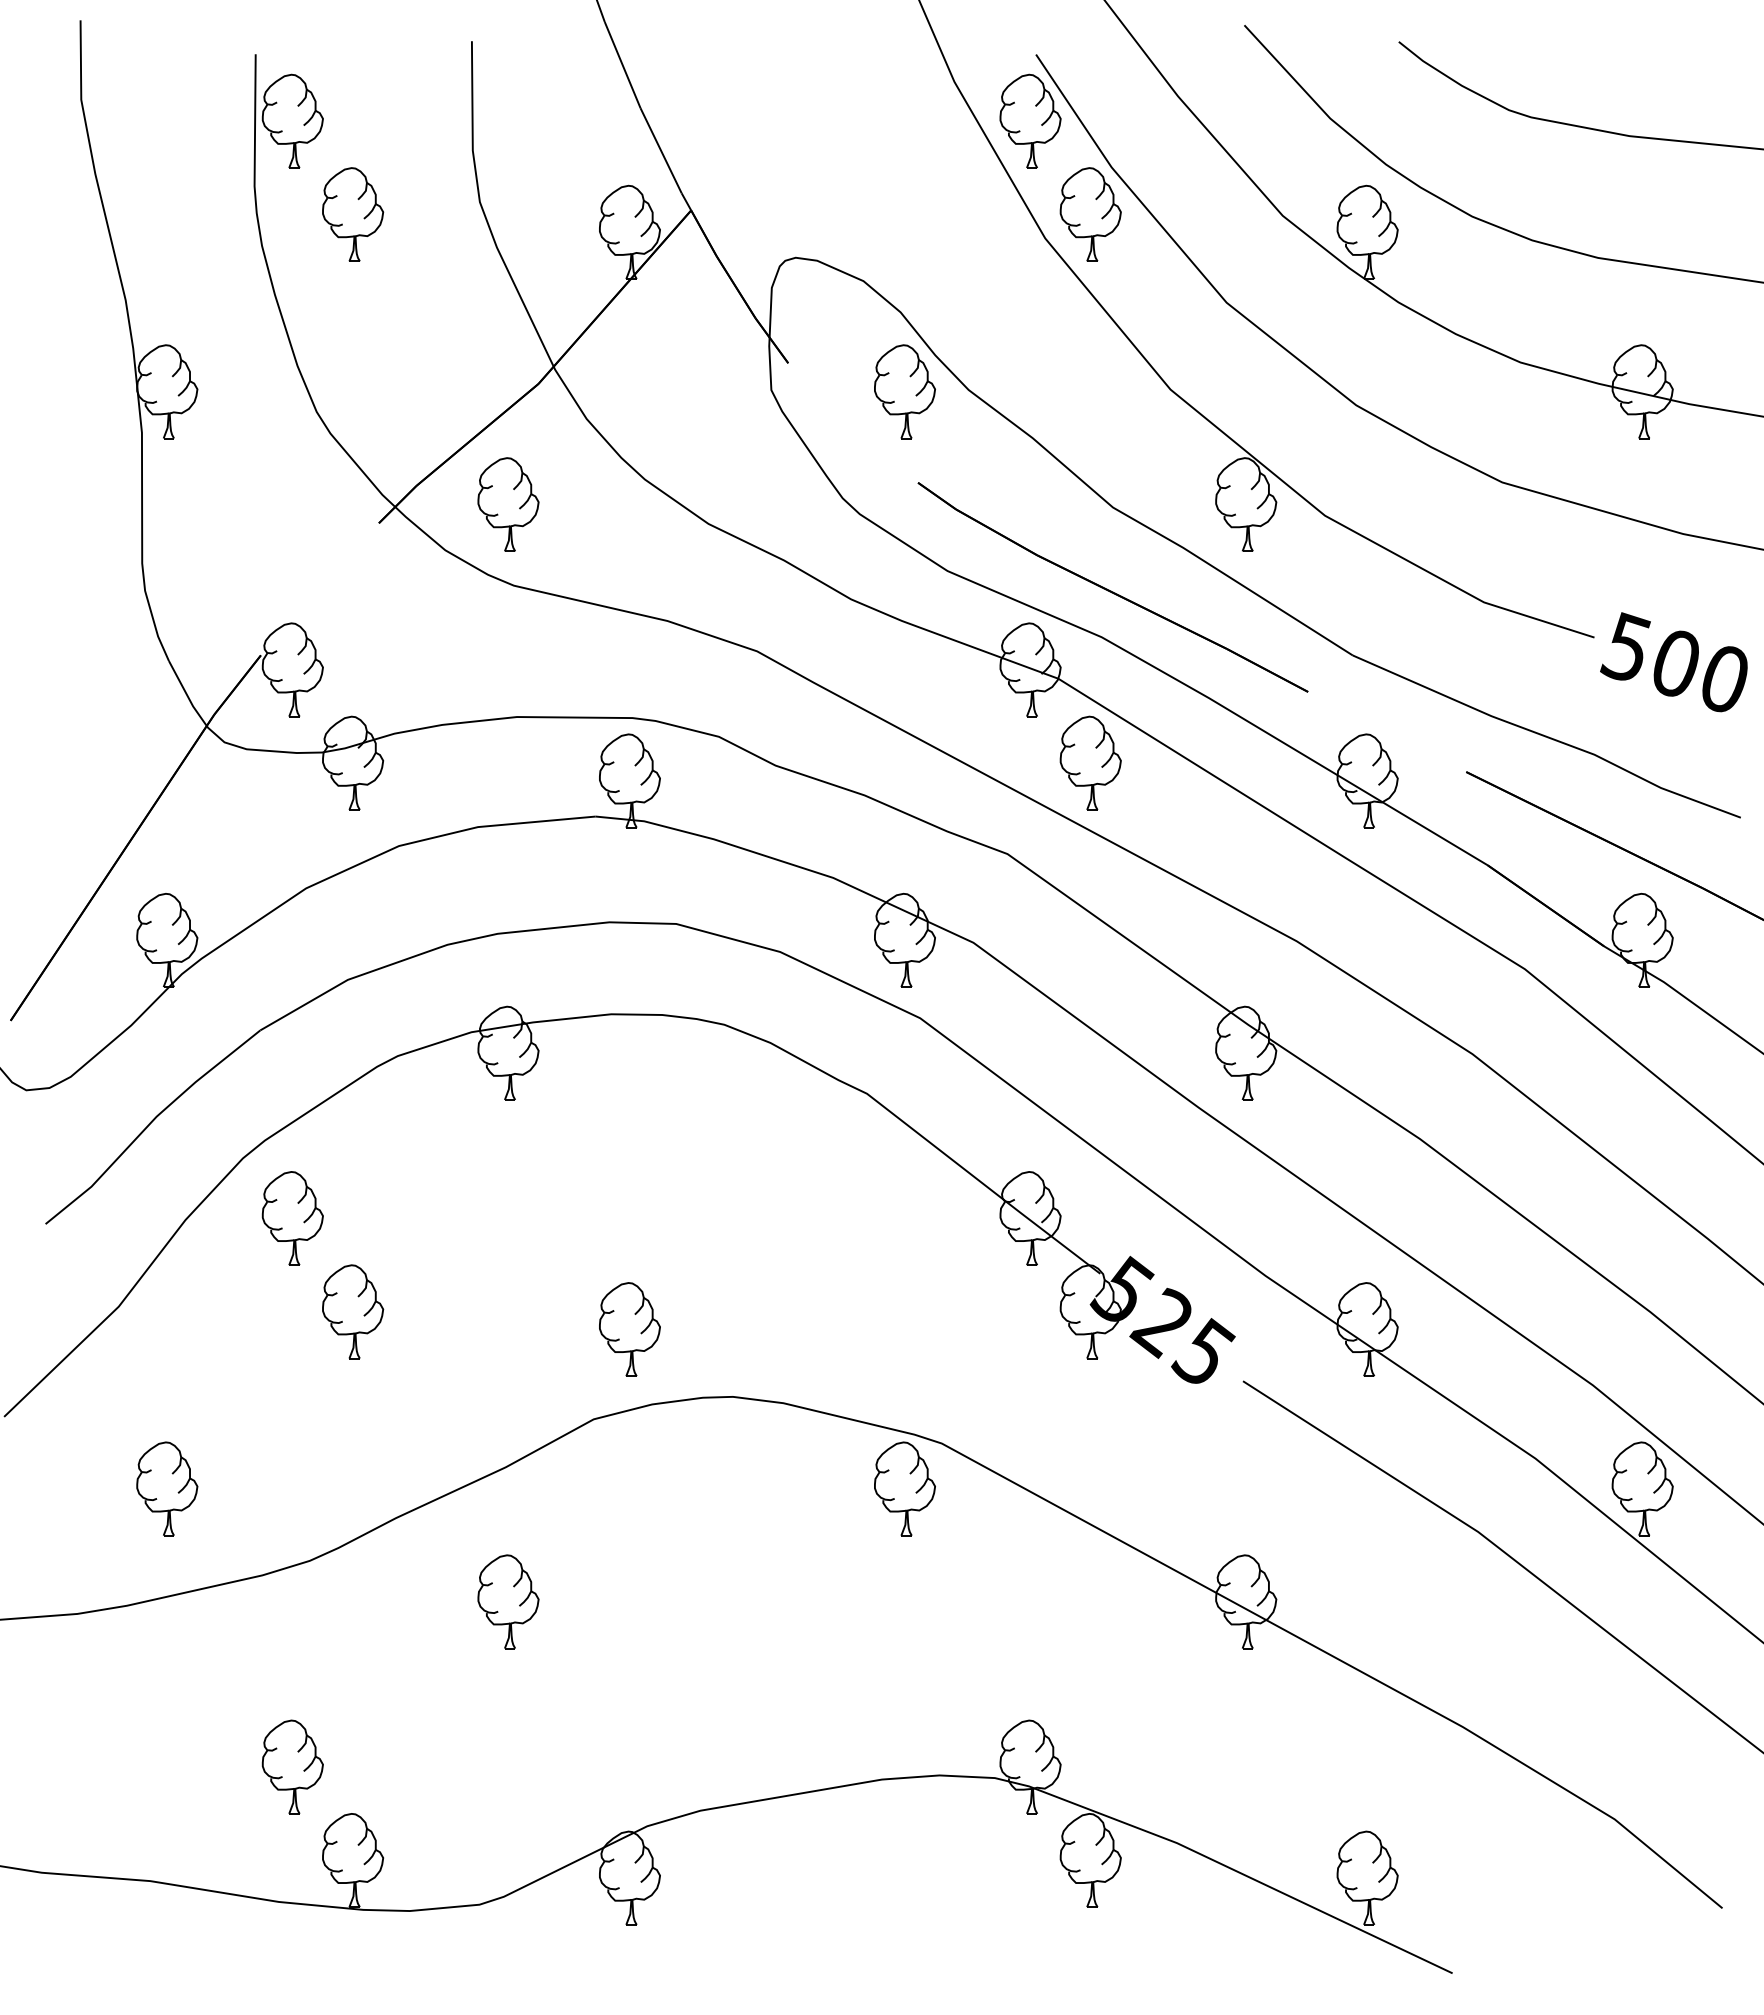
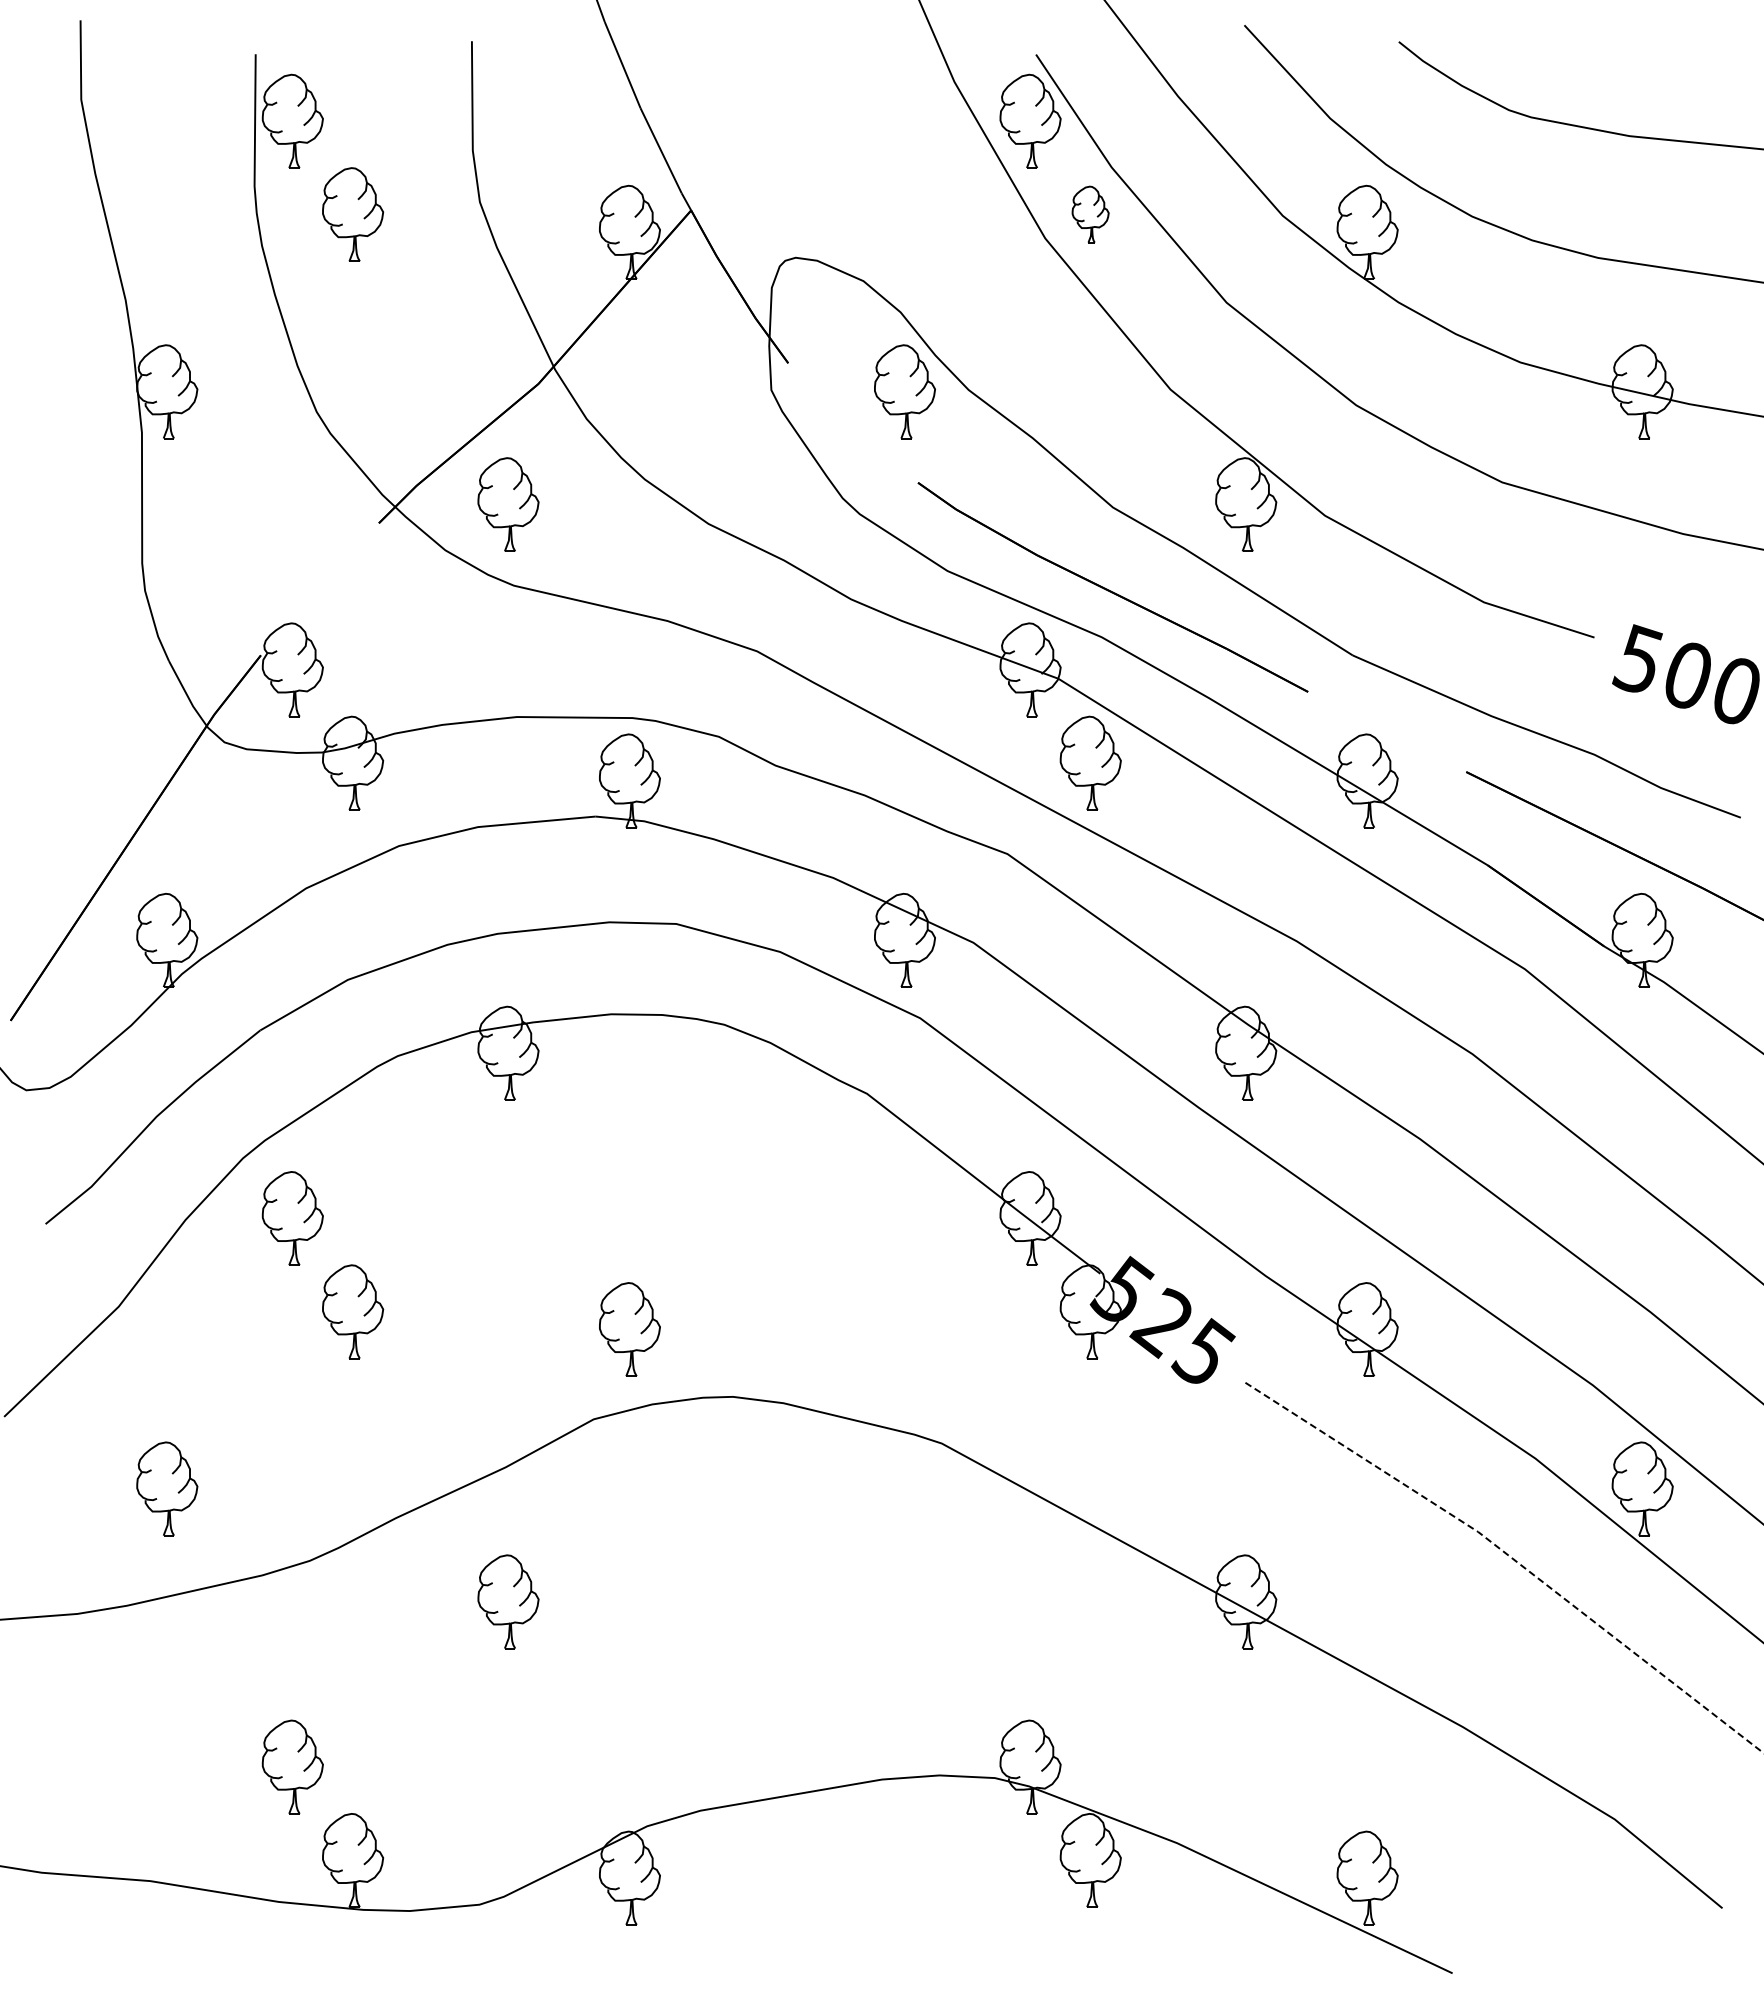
part size: 63x95 px -> 39x59 px (1090, 214)
text position: (1673, 662) -> (1685, 674) (1685, 674)
part: present -> none (904, 1488)
line: solid -> dashed (1509, 1556)
